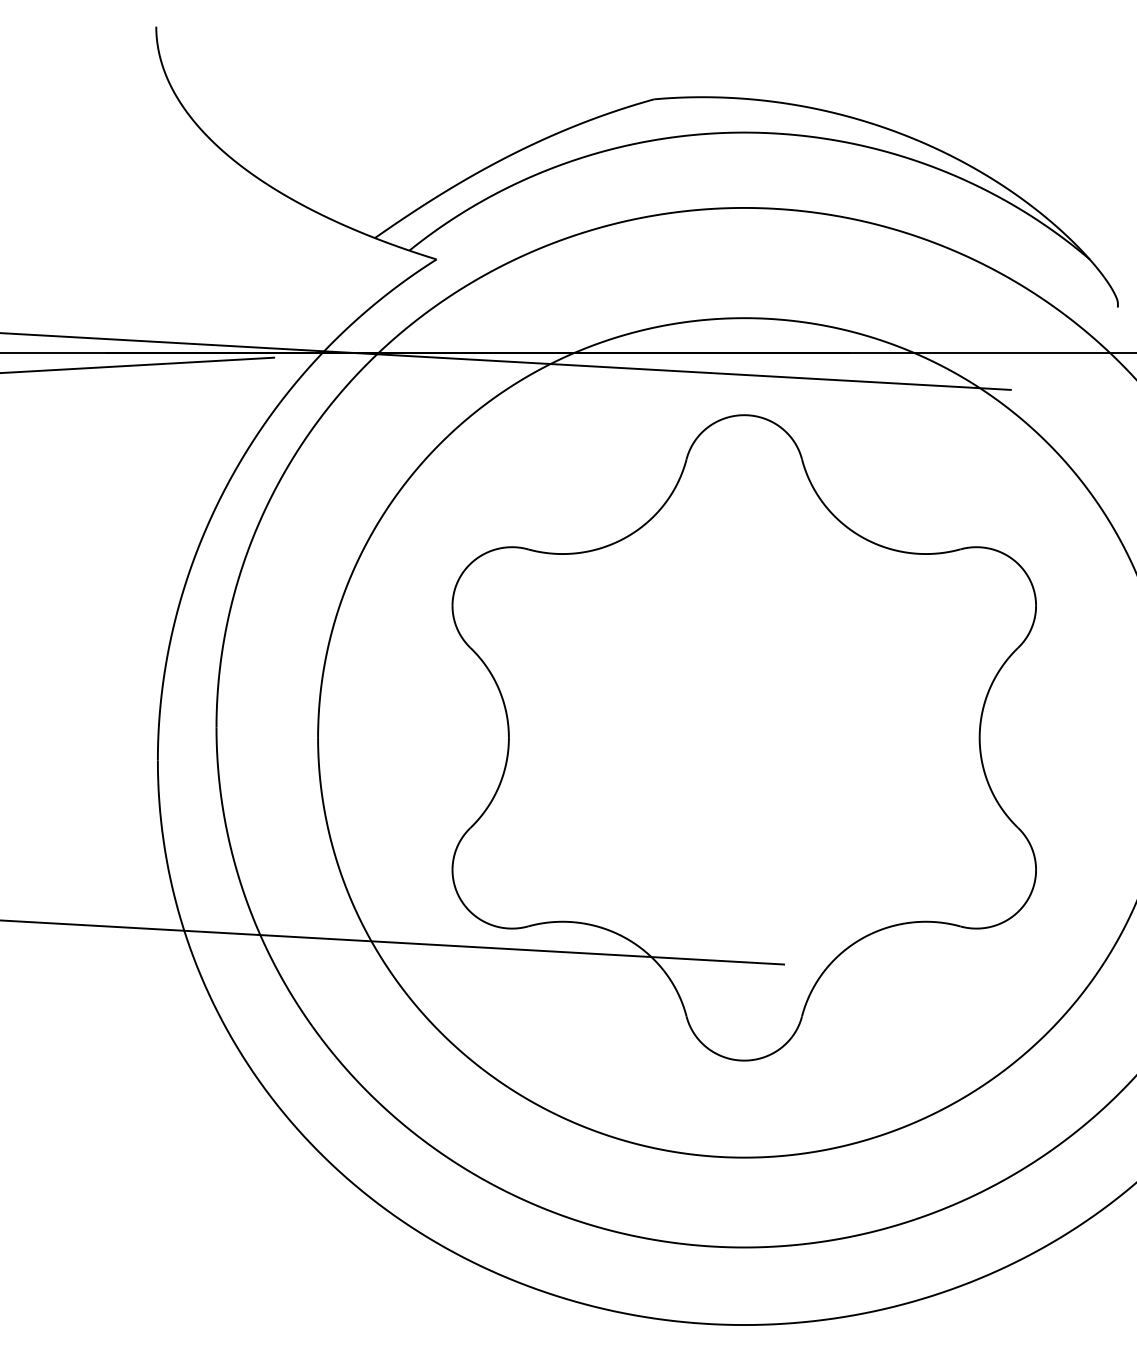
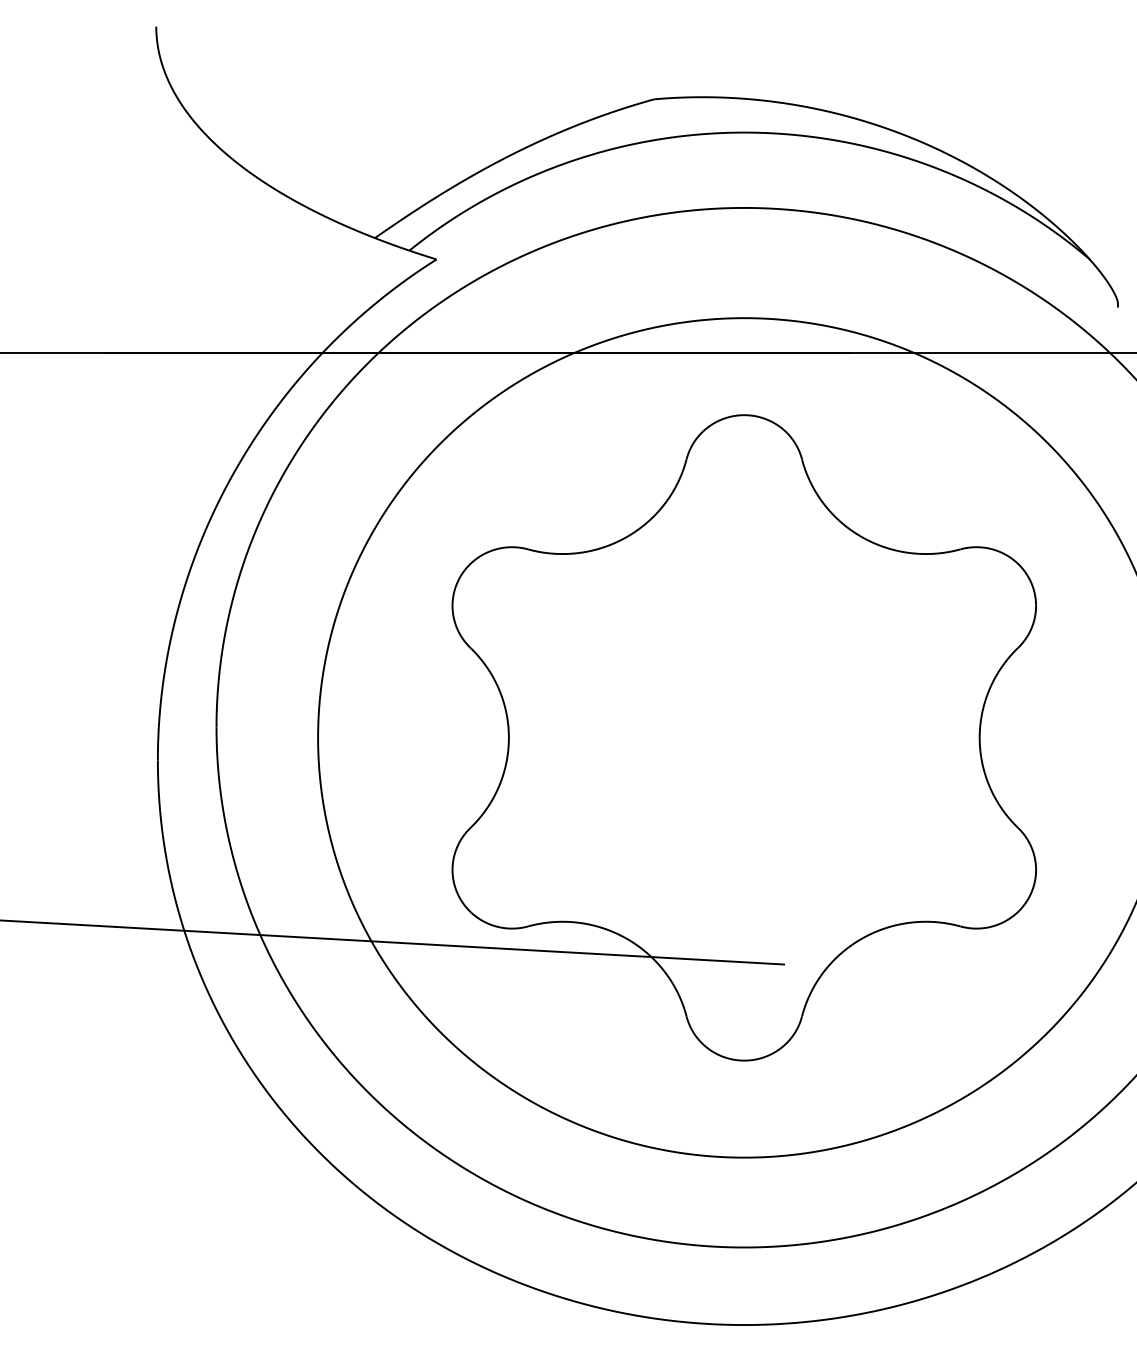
line: present -> none (506, 361)
line: present -> none (138, 364)
